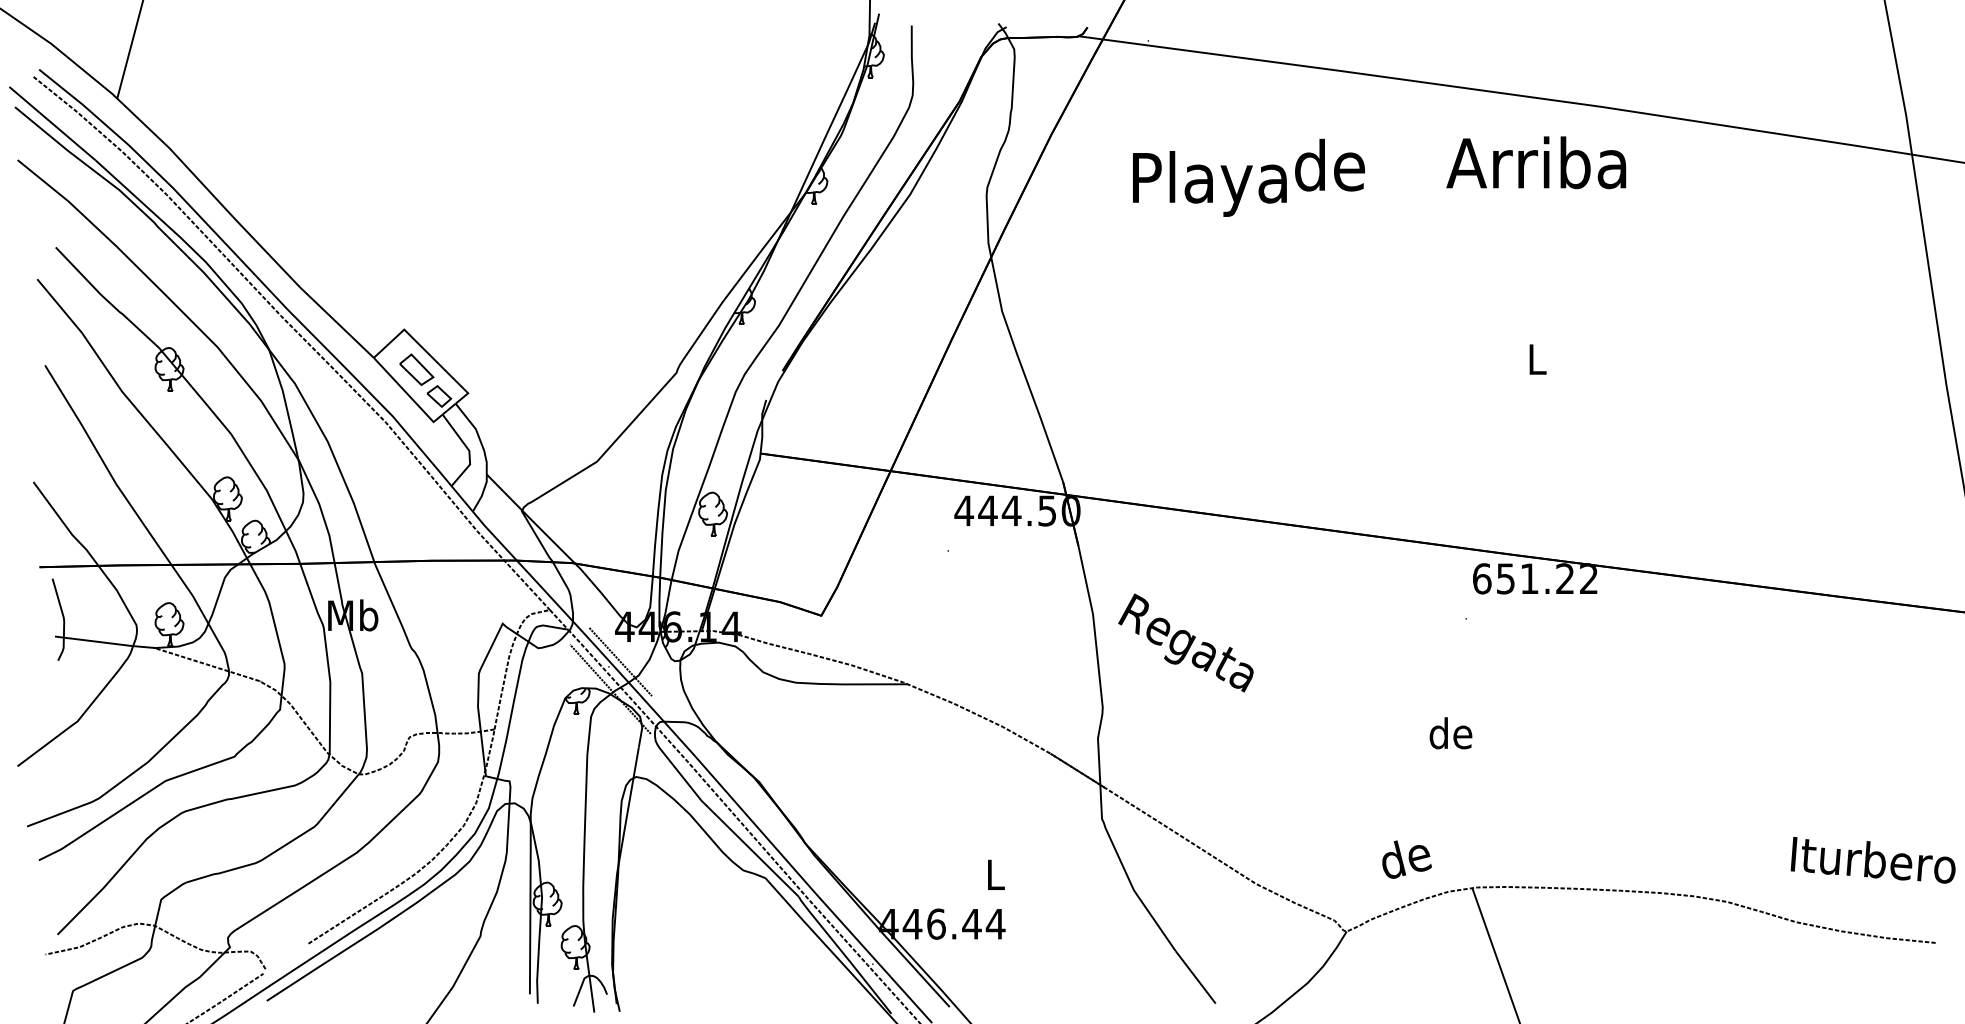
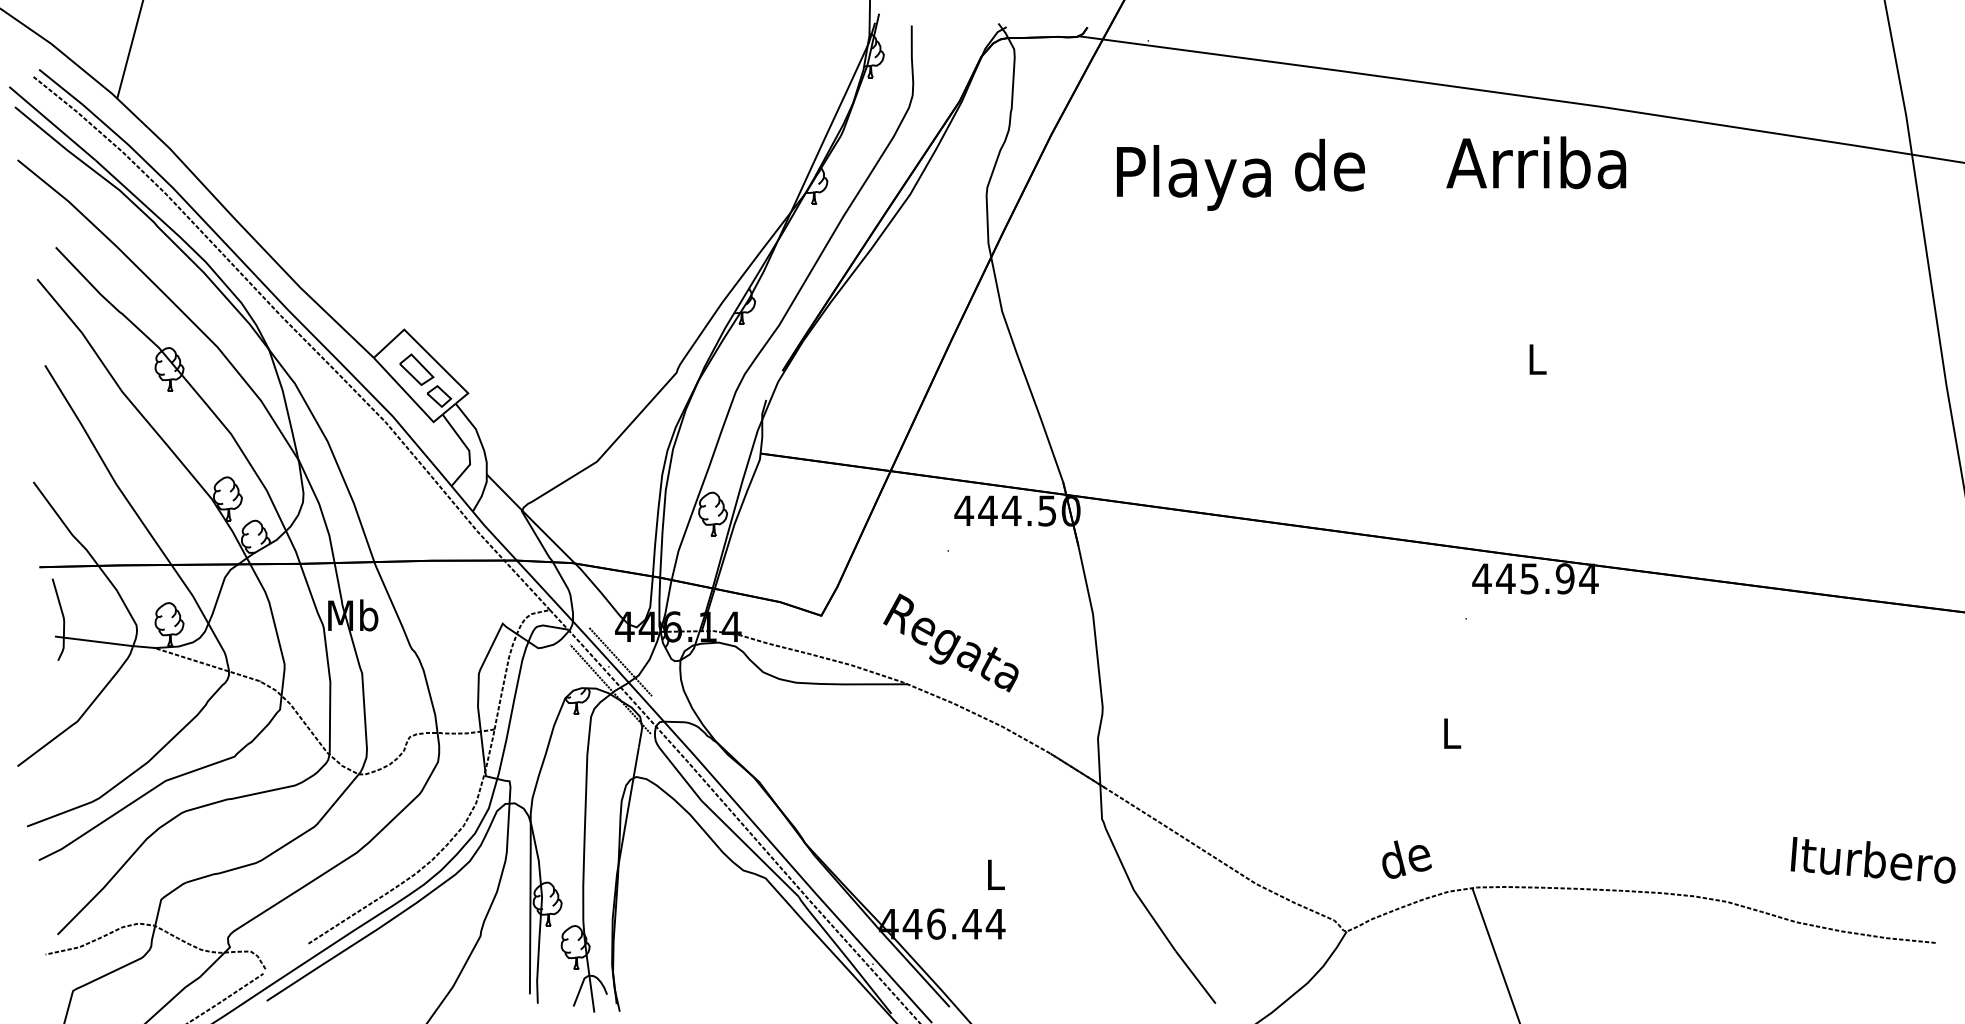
text position: (1209, 183) -> (1193, 177) (1193, 177)
text: 651.22 -> 445.94 (1535, 578)
text position: (1185, 642) -> (950, 642) (950, 642)
text: de -> L (1450, 733)
